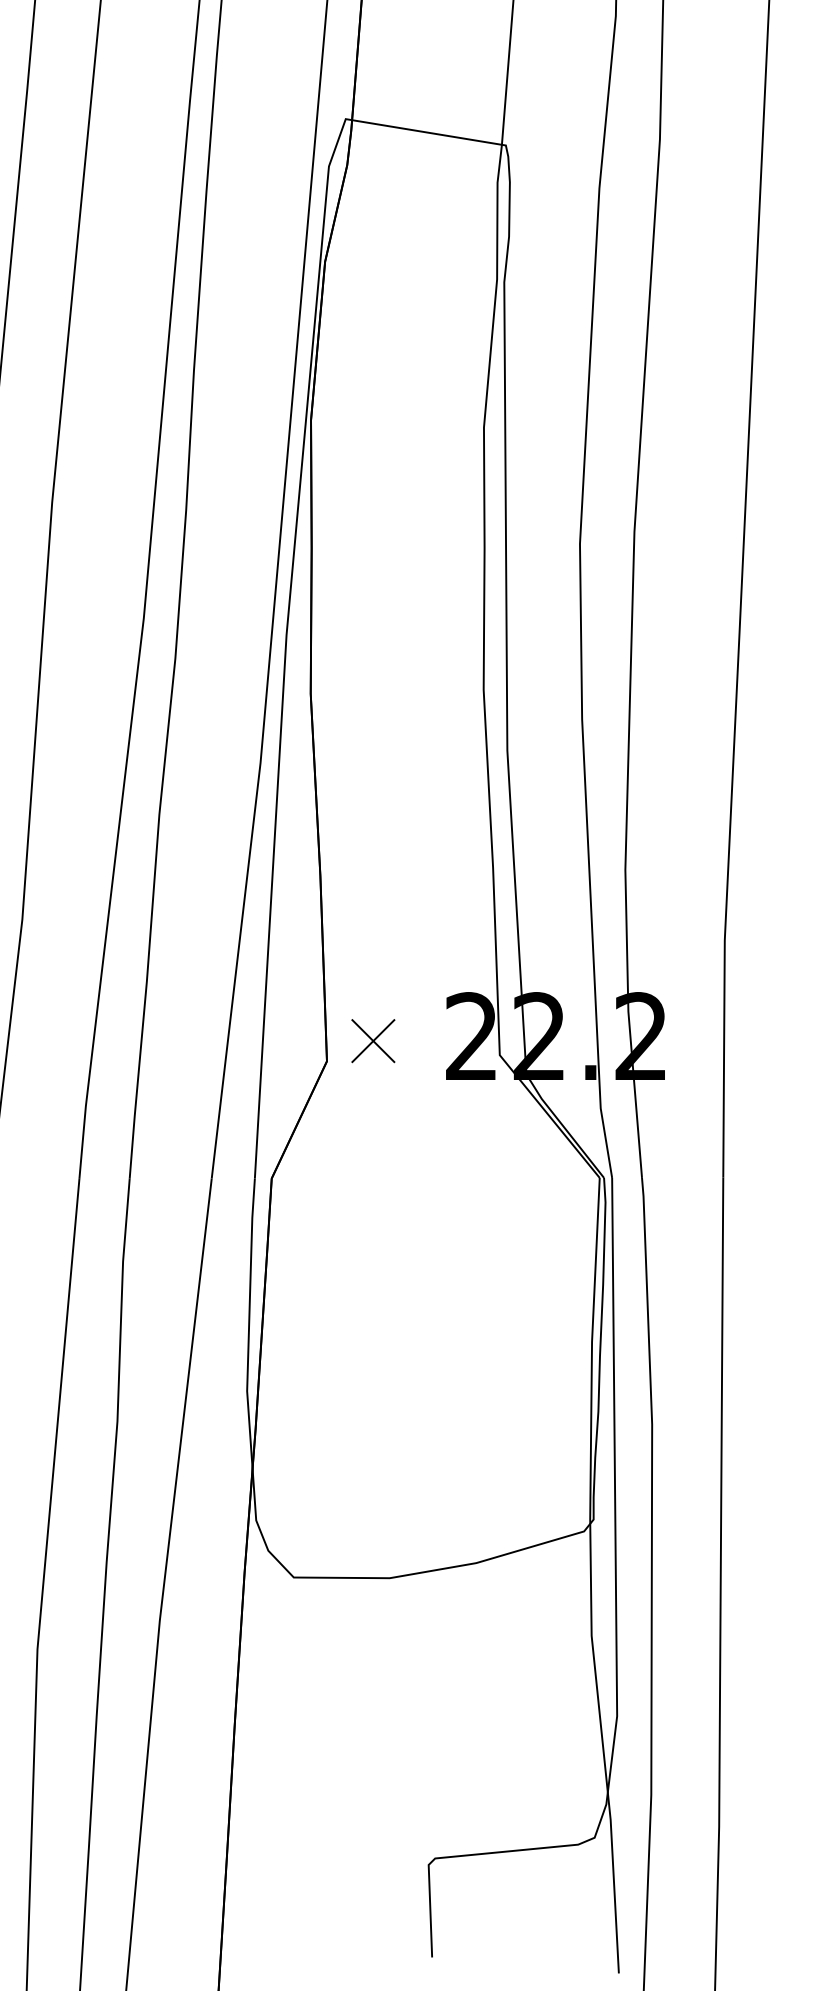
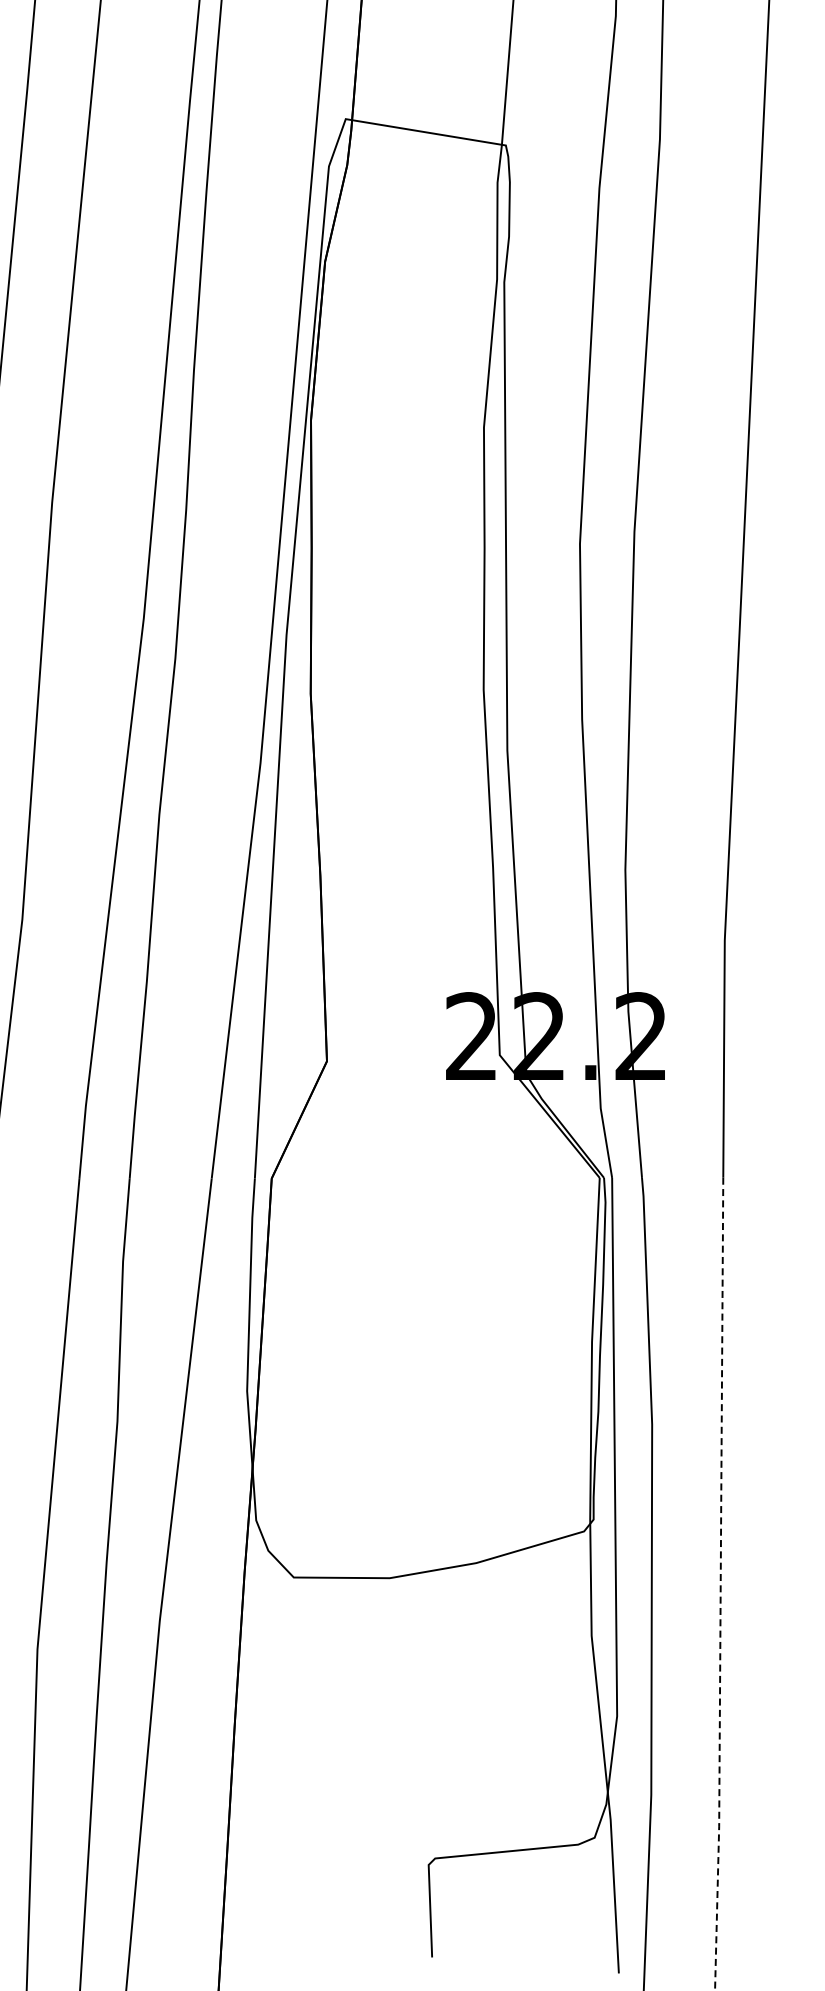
part: present -> none (373, 1041)
line: solid -> dashed (720, 1585)
